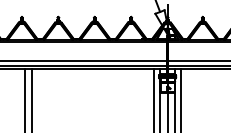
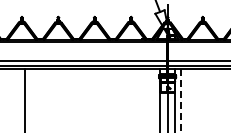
line: present -> none (31, 98)
line: present -> none (154, 98)
line: solid -> dashed (181, 100)
